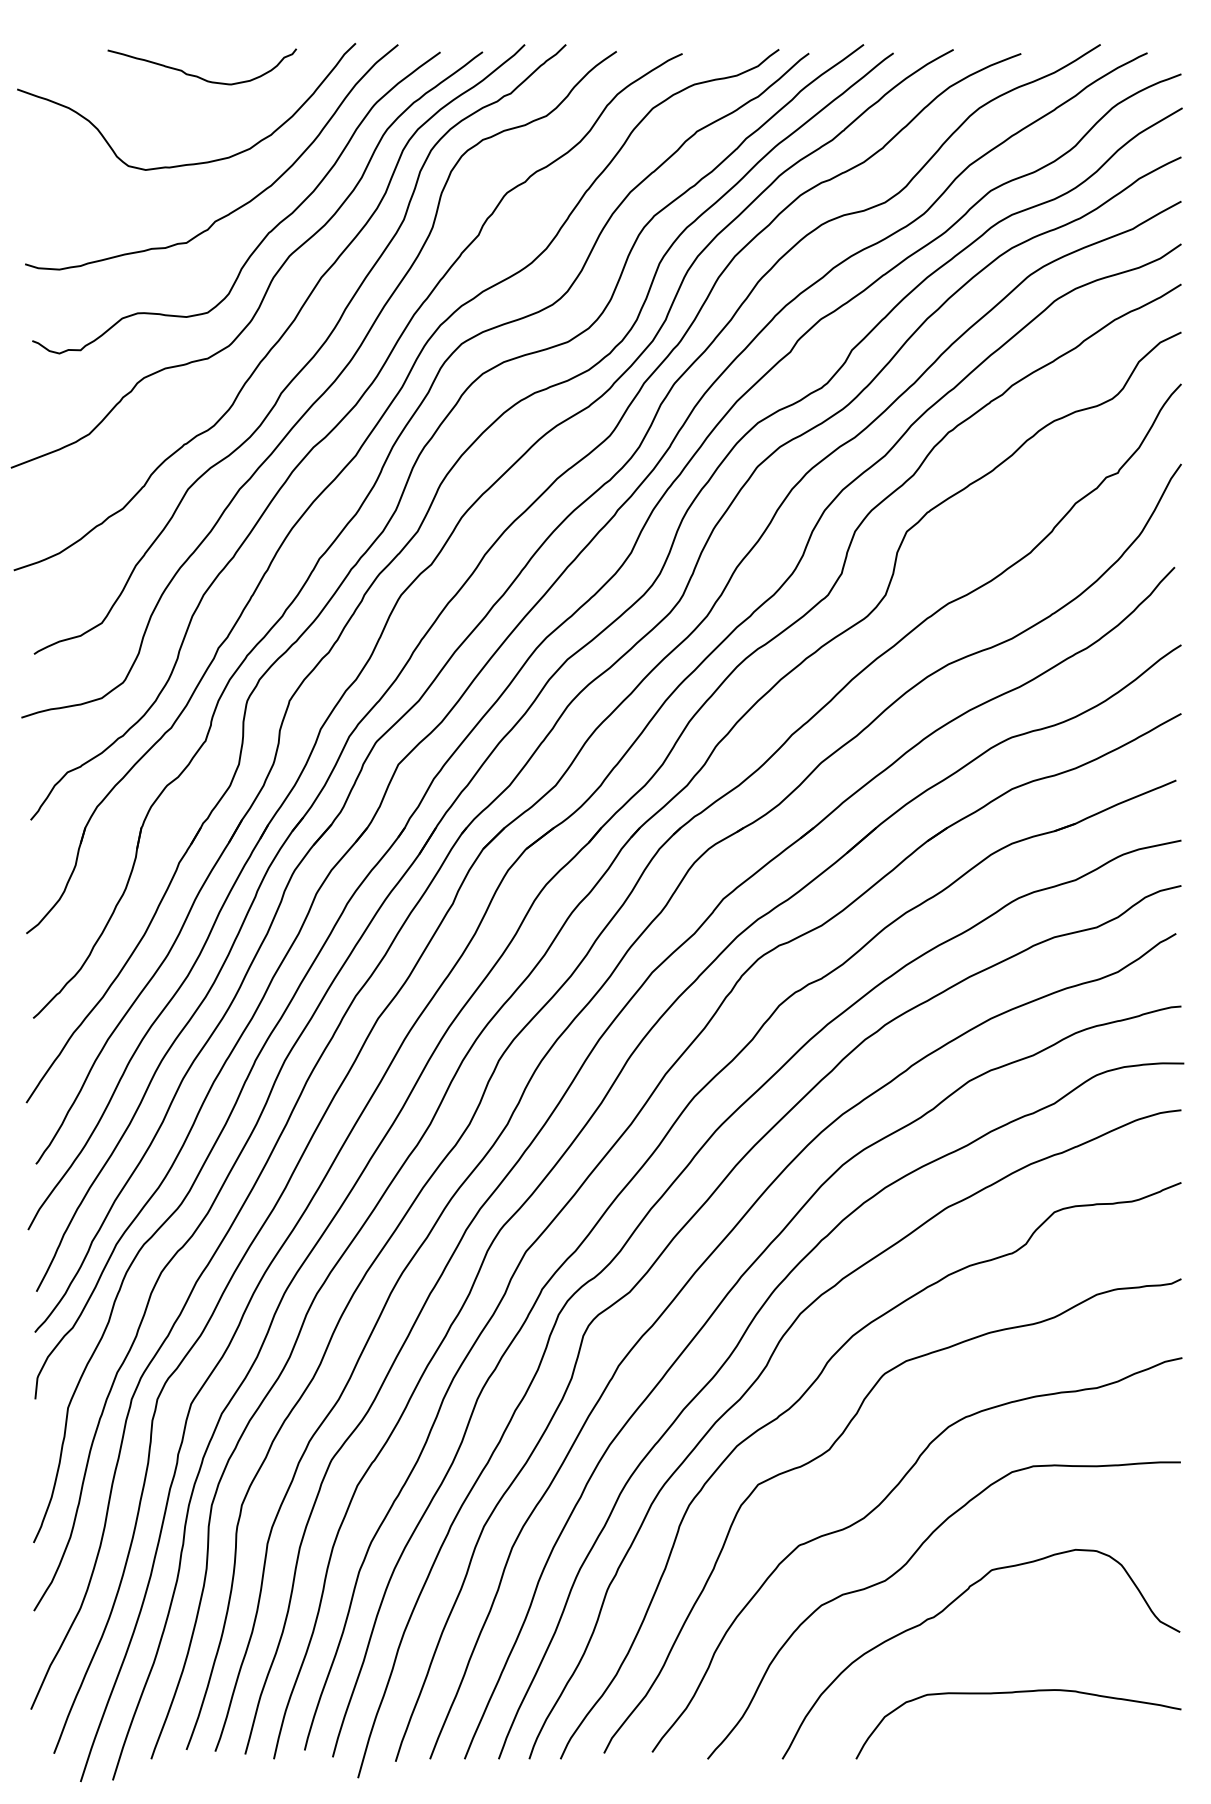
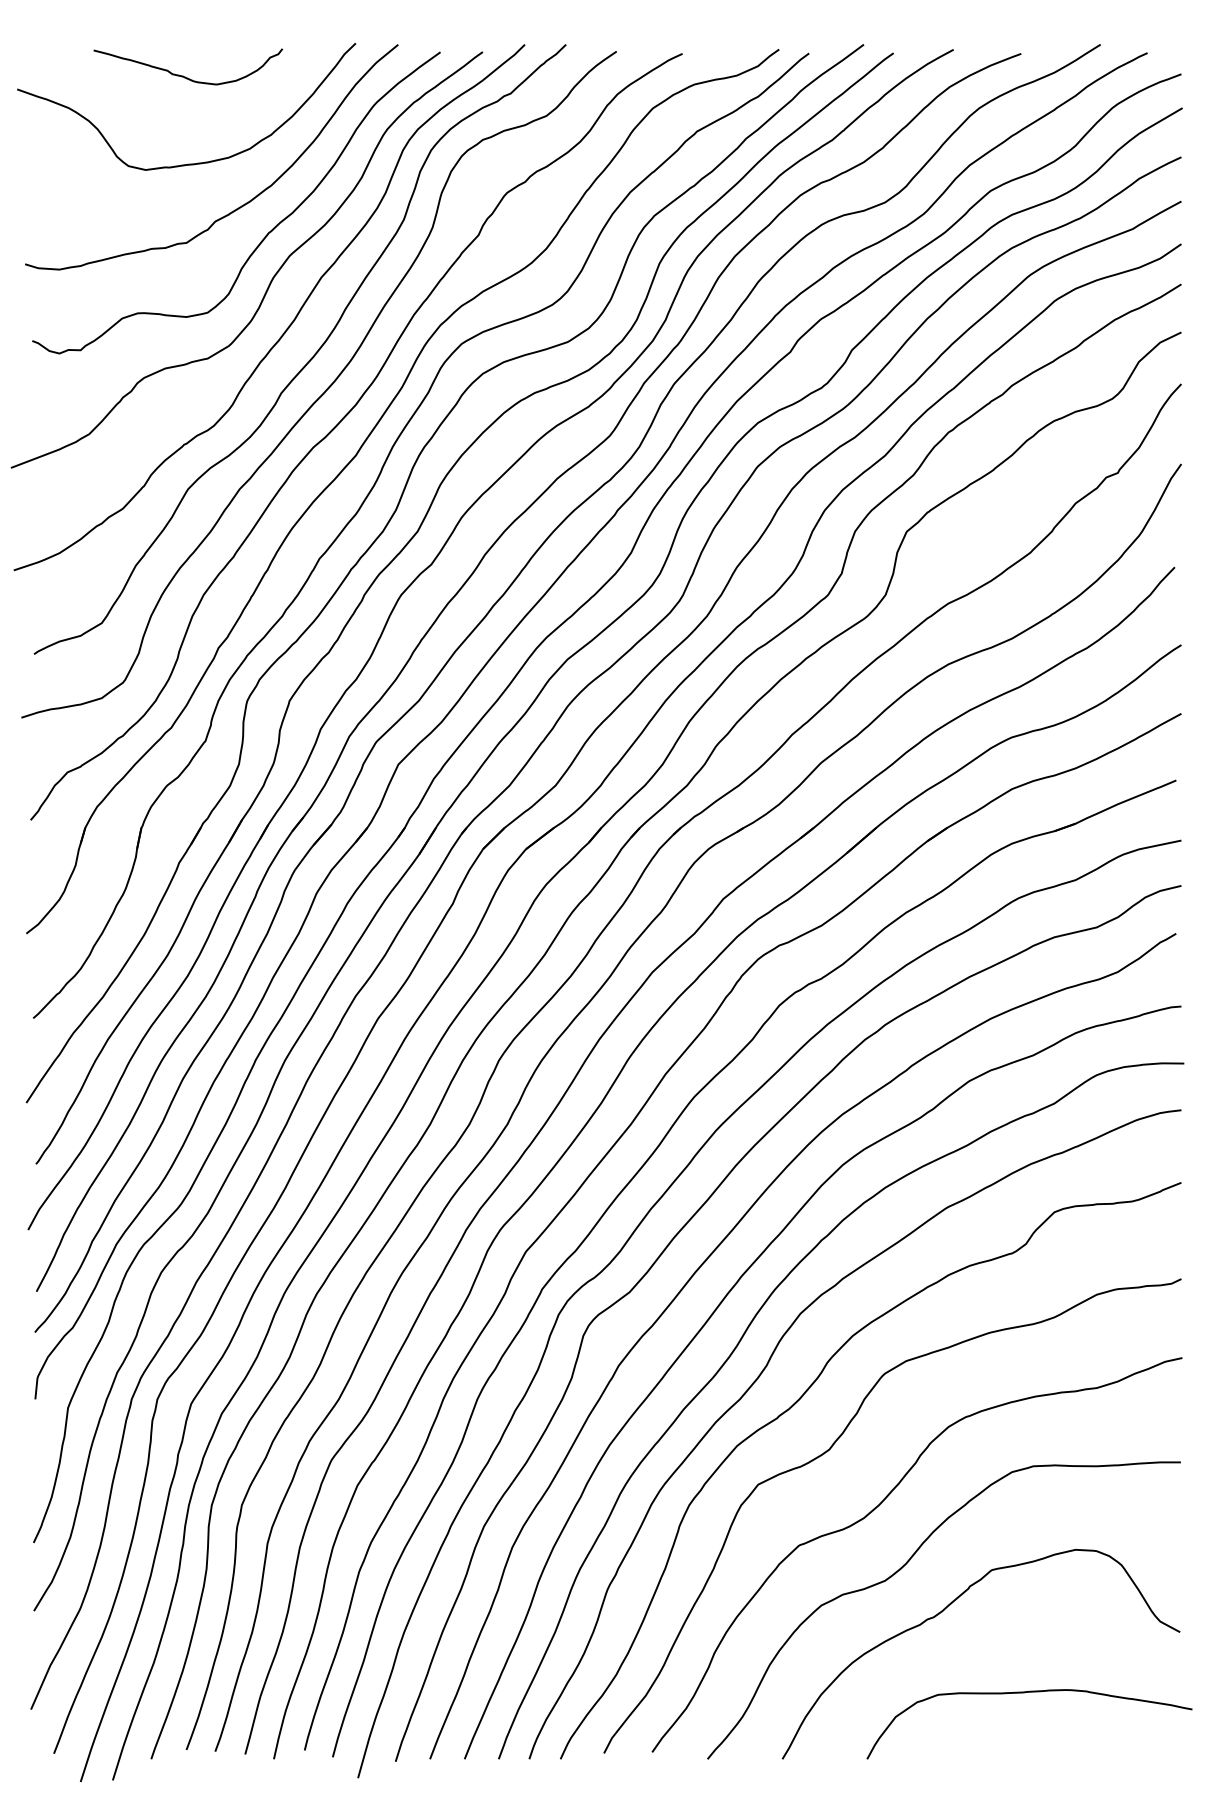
curve position: (197, 75) -> (183, 75) (183, 75)
curve position: (1014, 1693) -> (1025, 1693) (1025, 1693)
